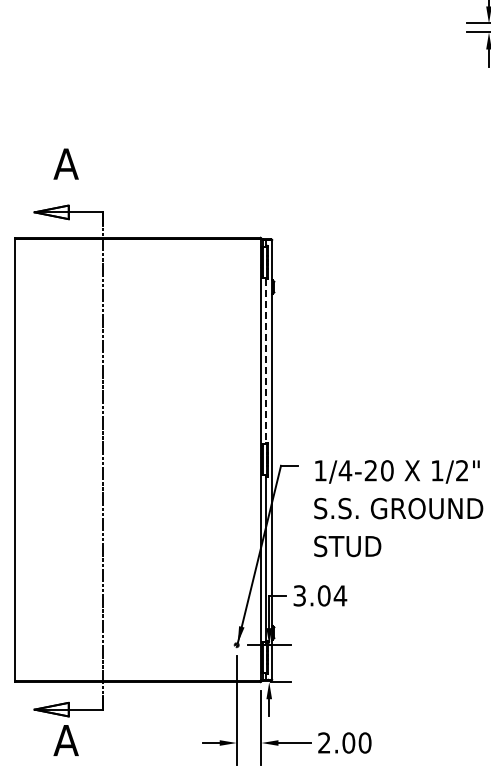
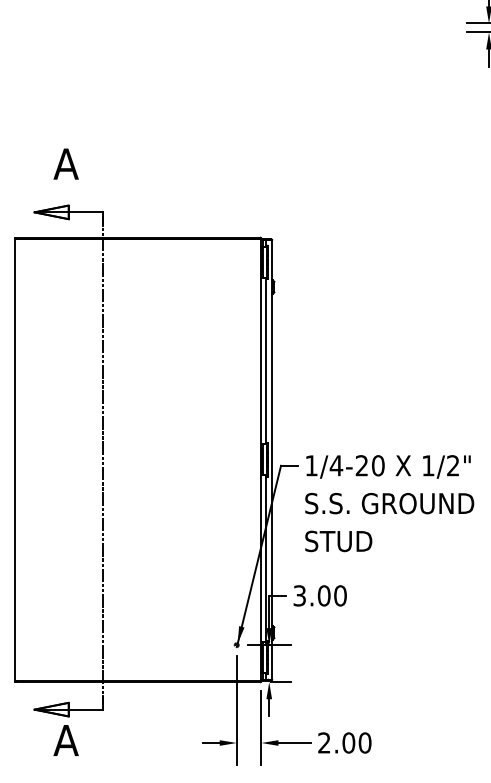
line: dashed -> solid (266, 361)
text position: (398, 508) -> (389, 503) (389, 503)
text: 3.04 -> 3.00 (340, 595)
